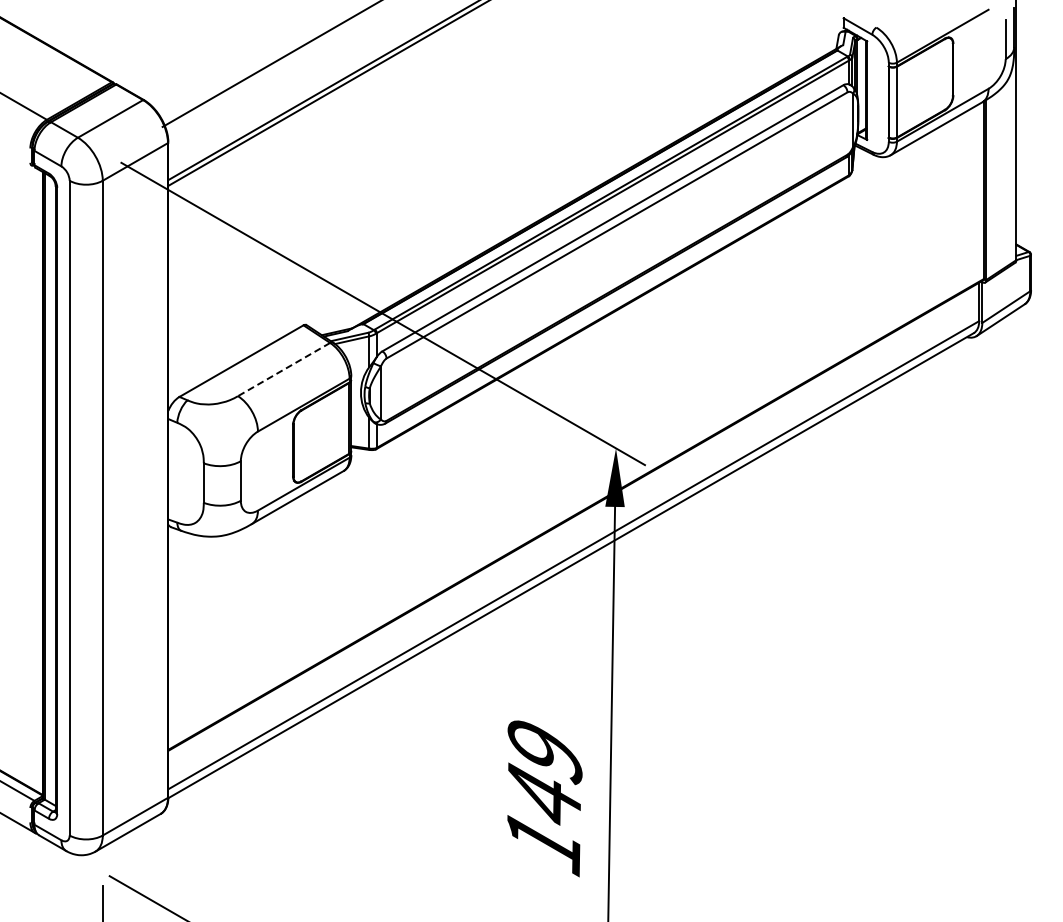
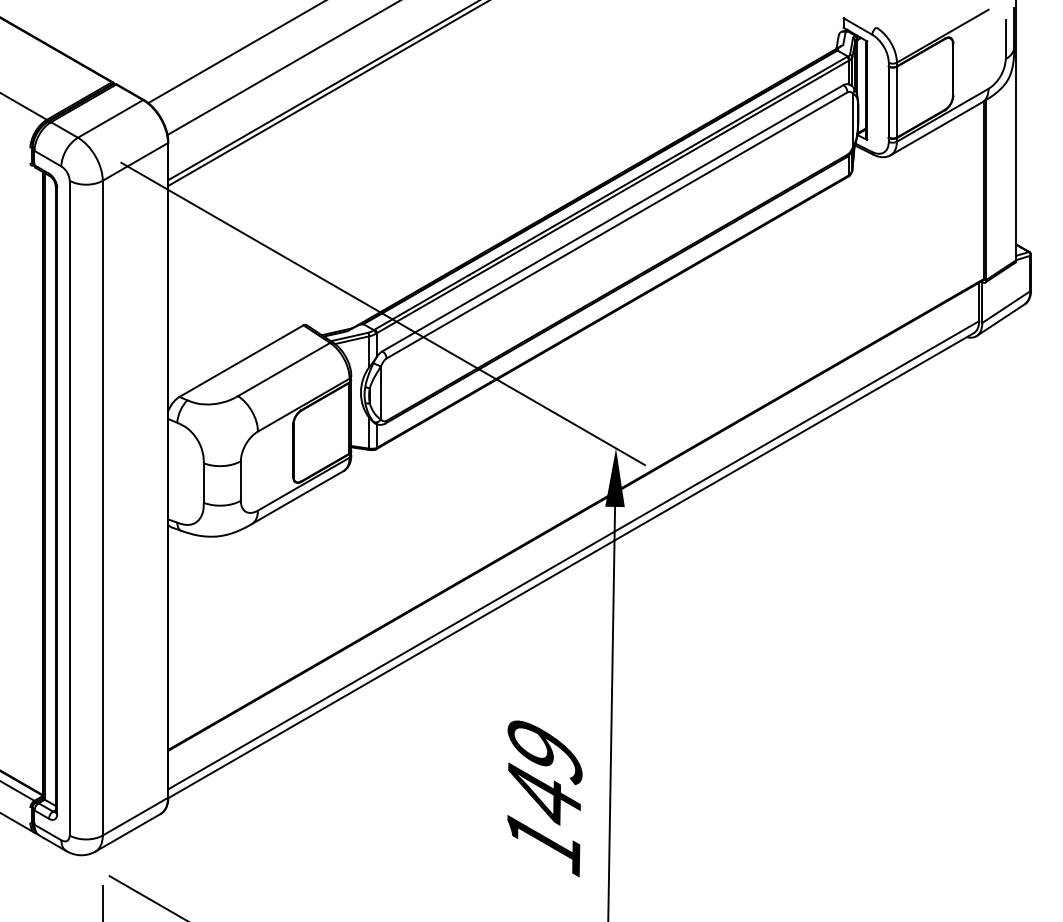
line: none -> present (235, 52)
line position: (270, 64) -> (282, 68) (282, 68)
line: dashed -> solid (283, 369)
